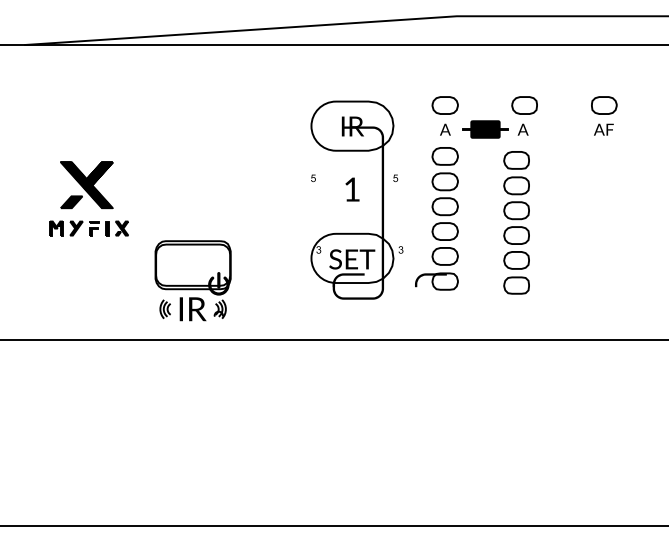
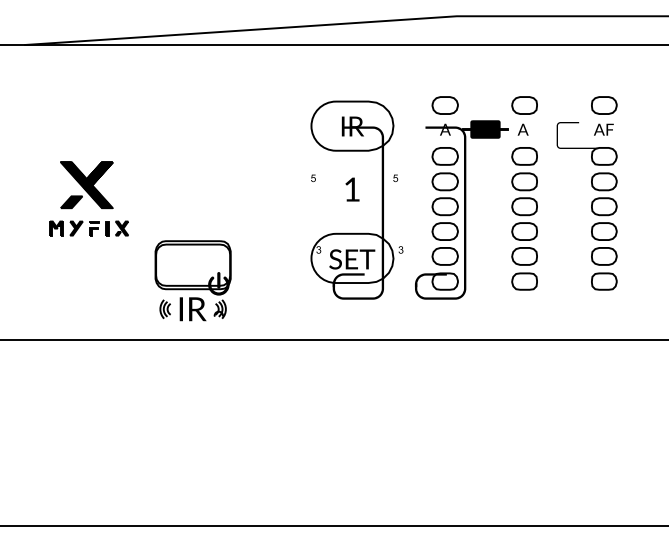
part: none -> present (586, 206)
fill: none -> present (440, 212)
part position: (516, 222) -> (524, 218) (524, 218)
